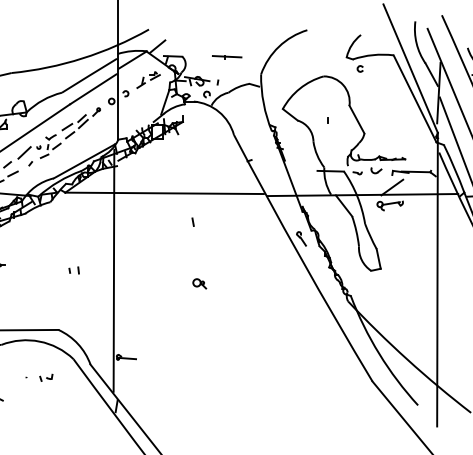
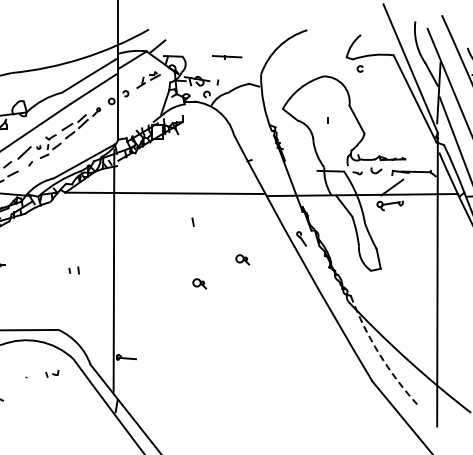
part: none -> present (242, 259)
arc: solid -> dashed (379, 353)
part position: (46, 377) -> (52, 373) (52, 373)
